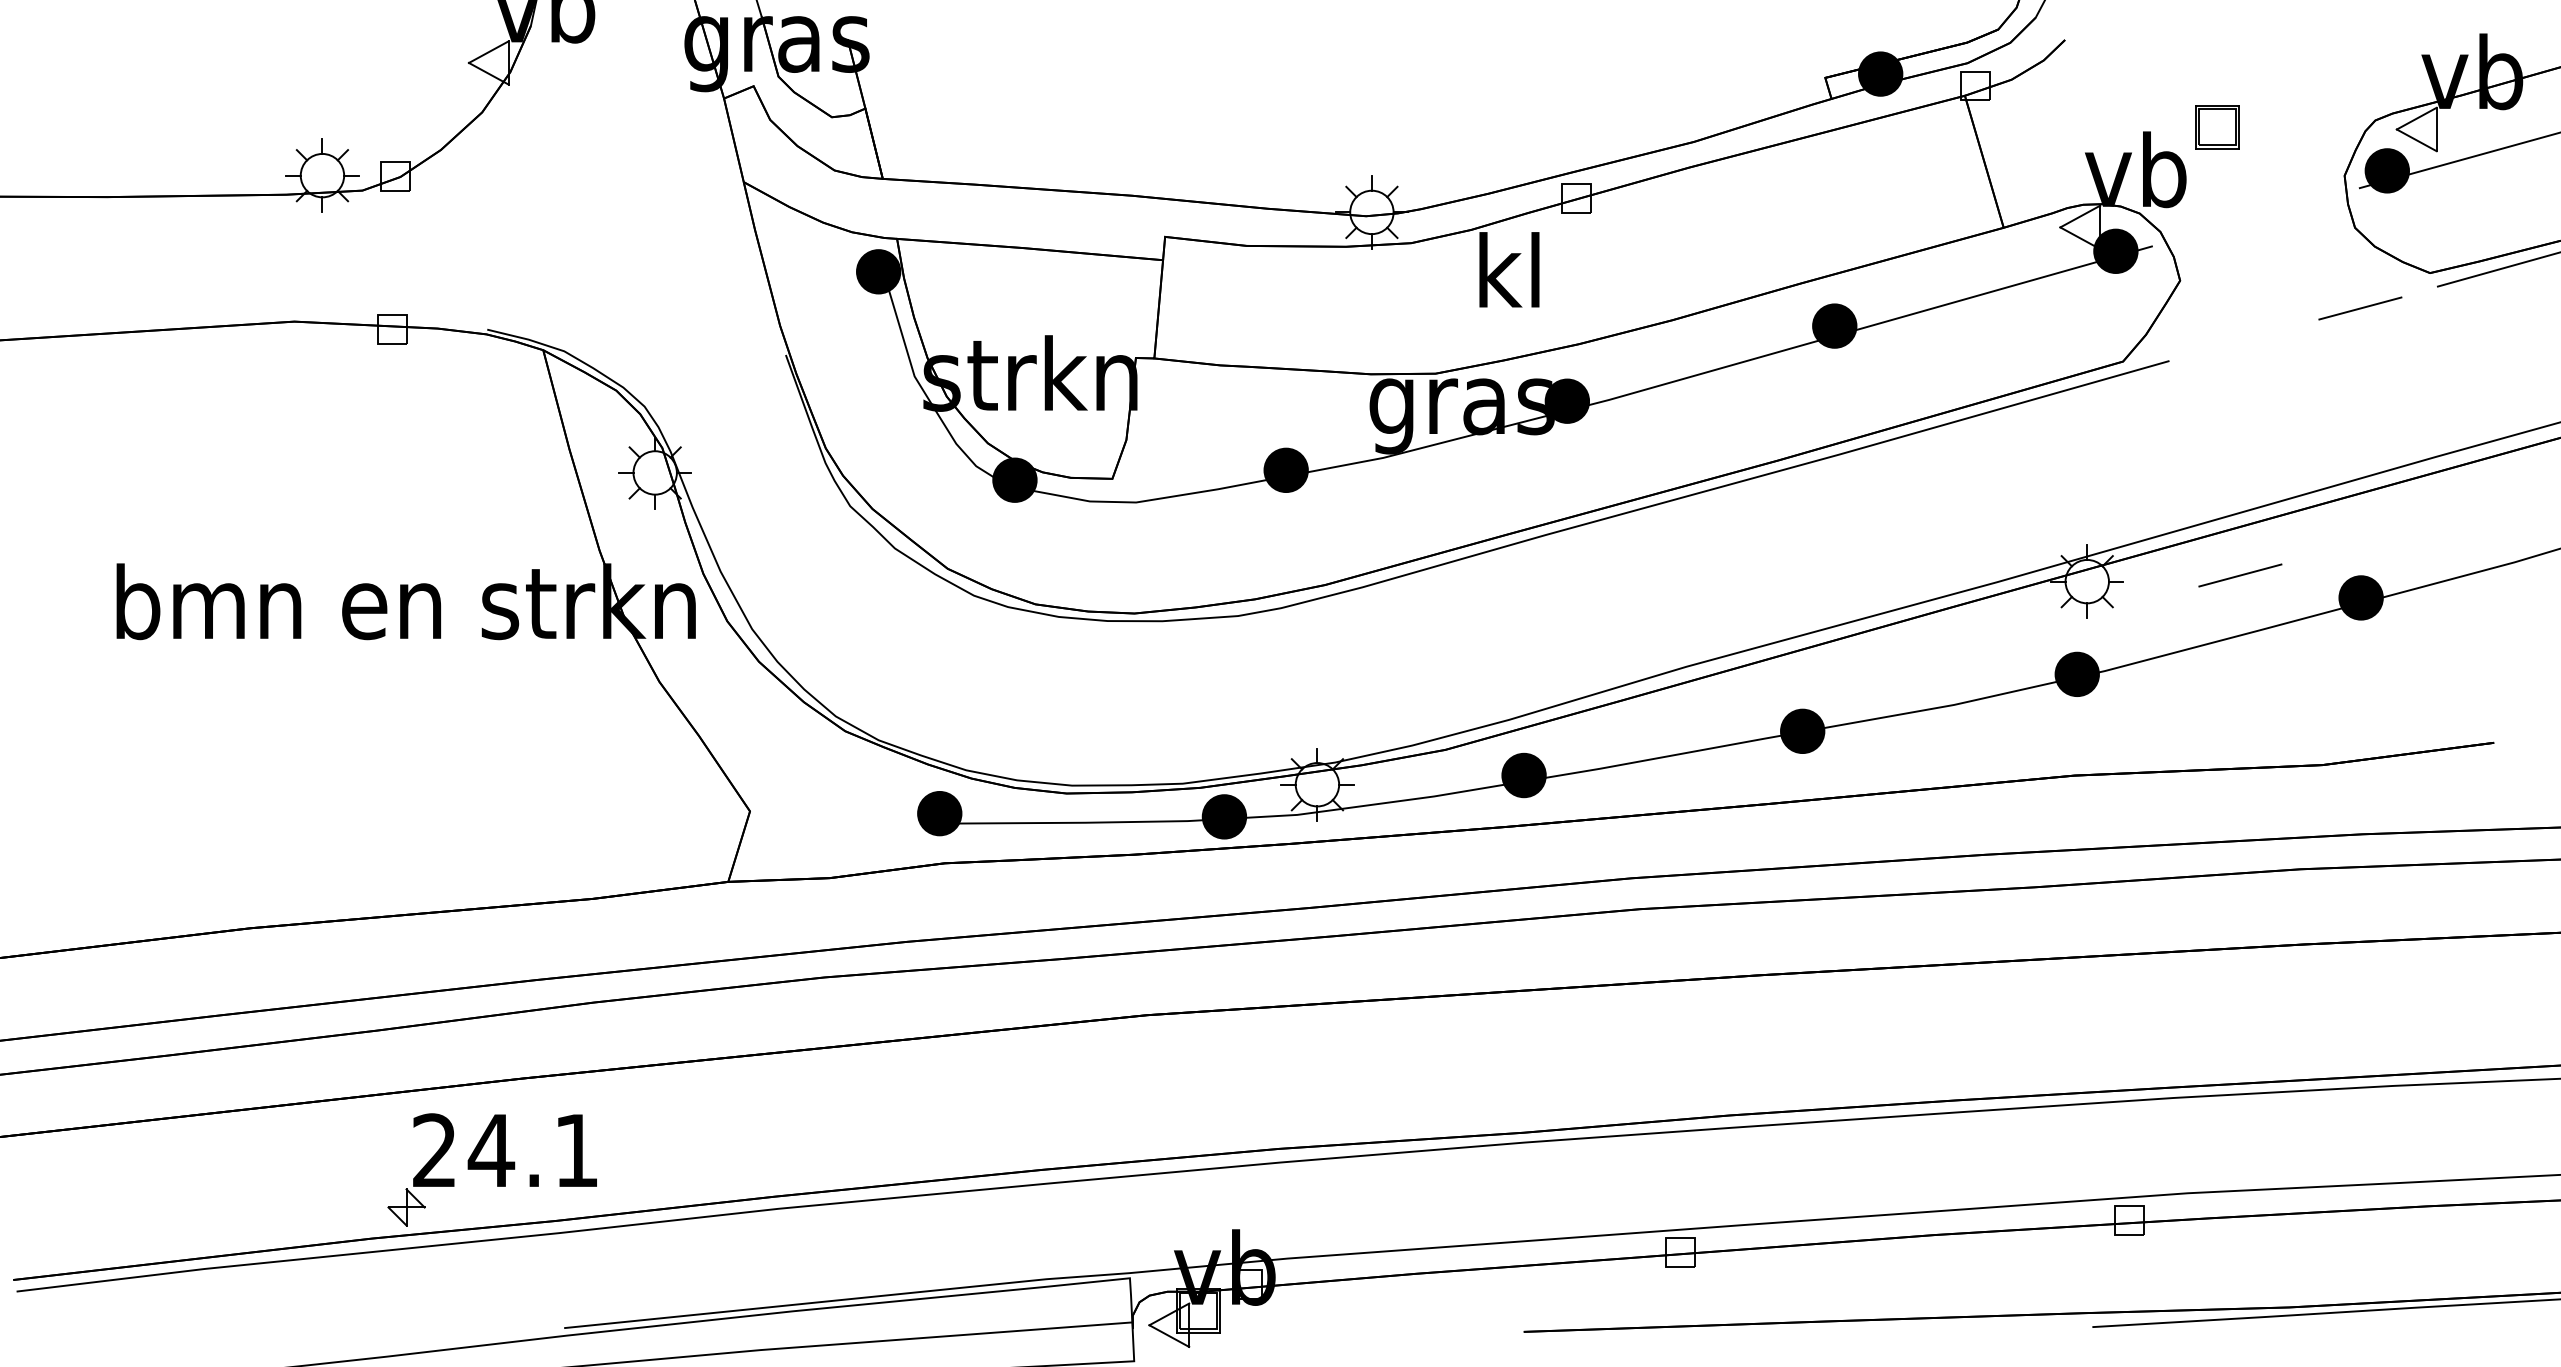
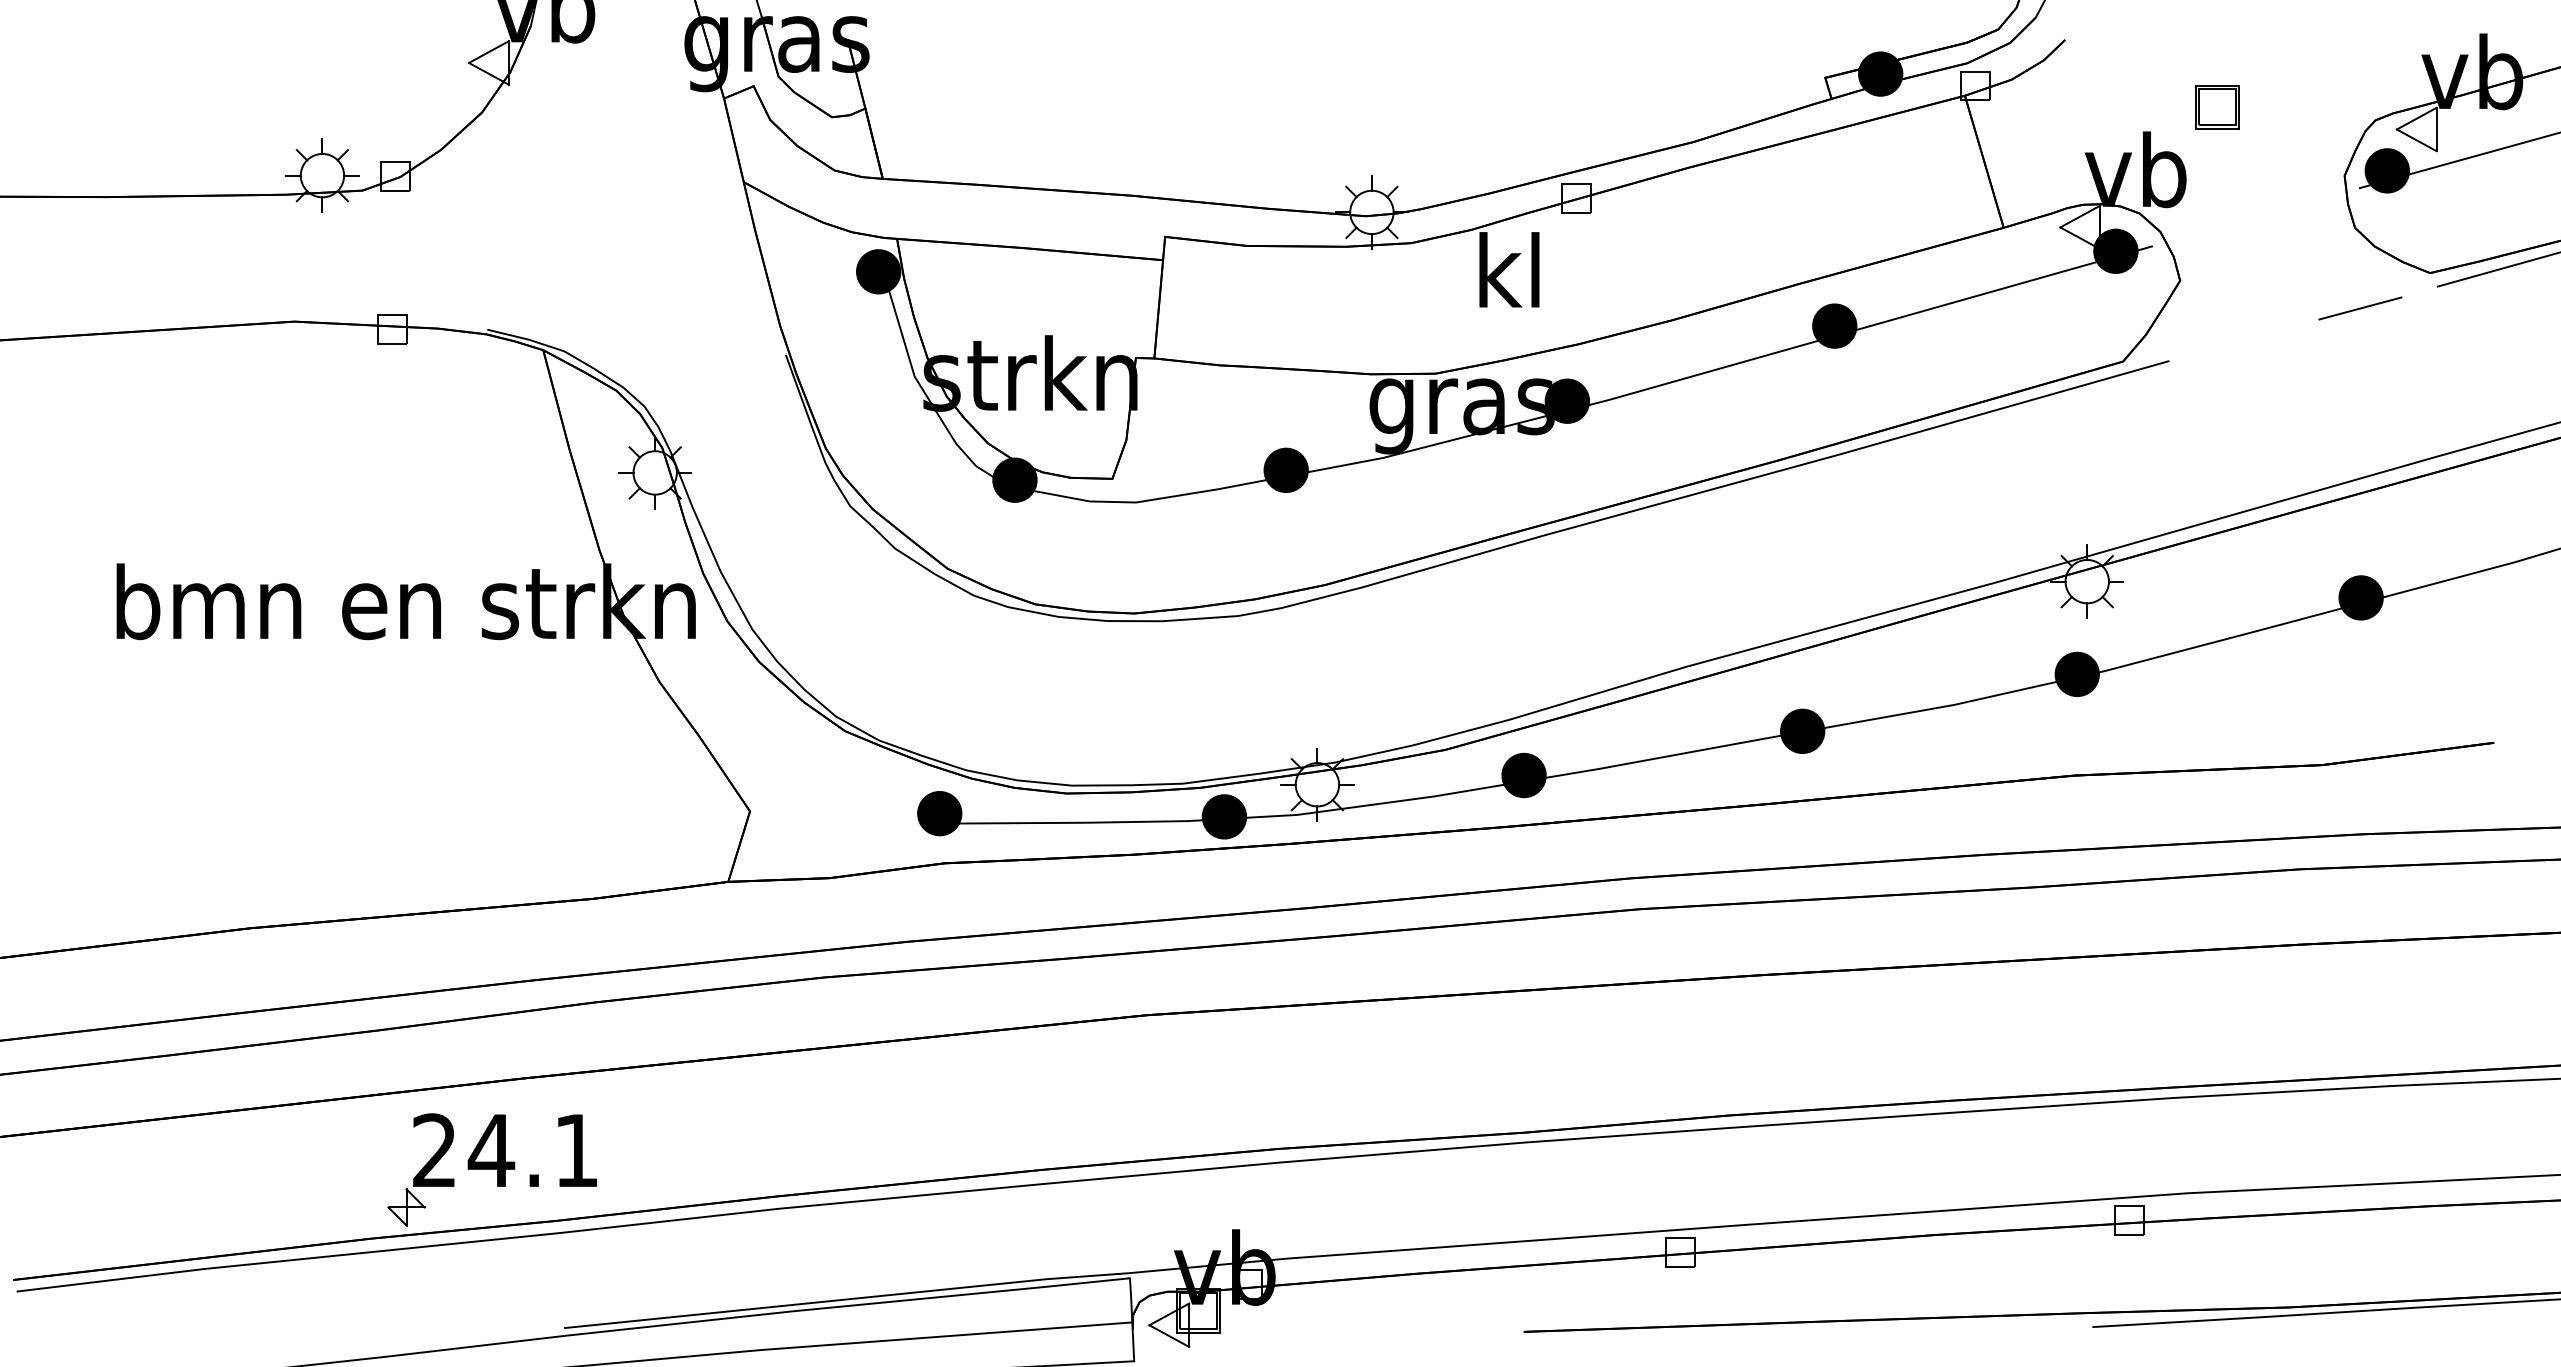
part position: (2217, 127) -> (2217, 107) (2217, 107)
line: present -> none (2240, 575)
